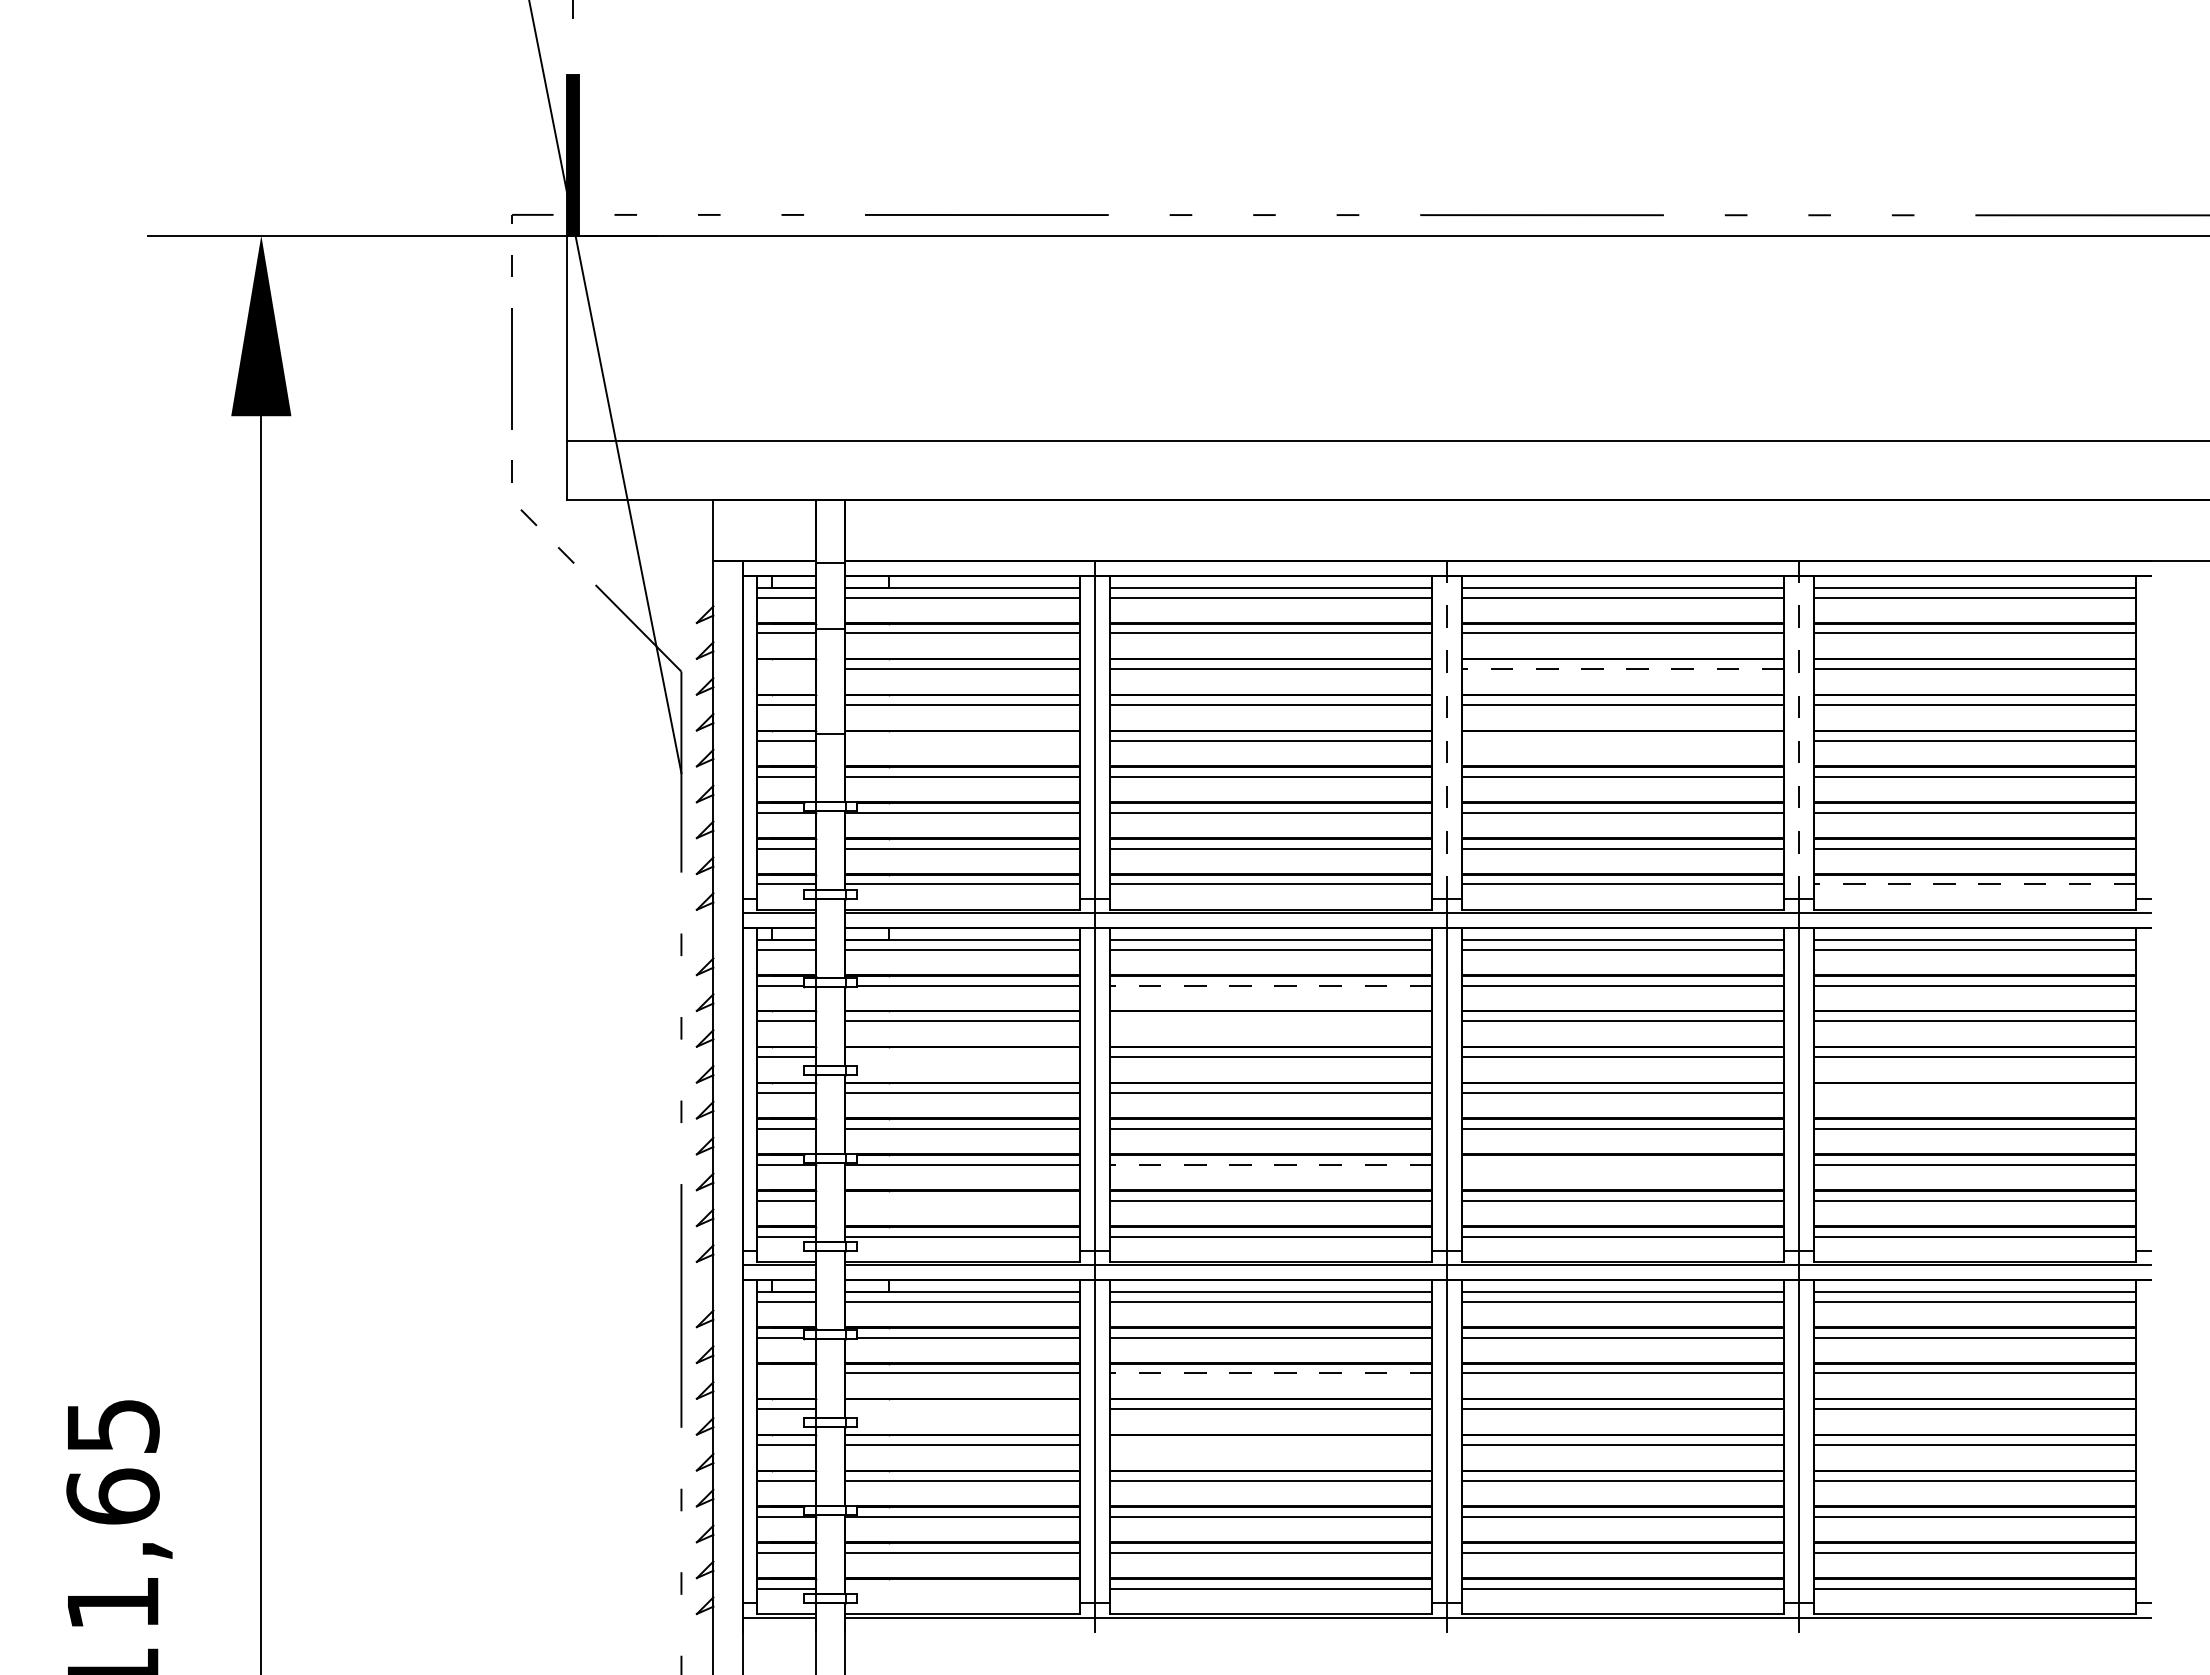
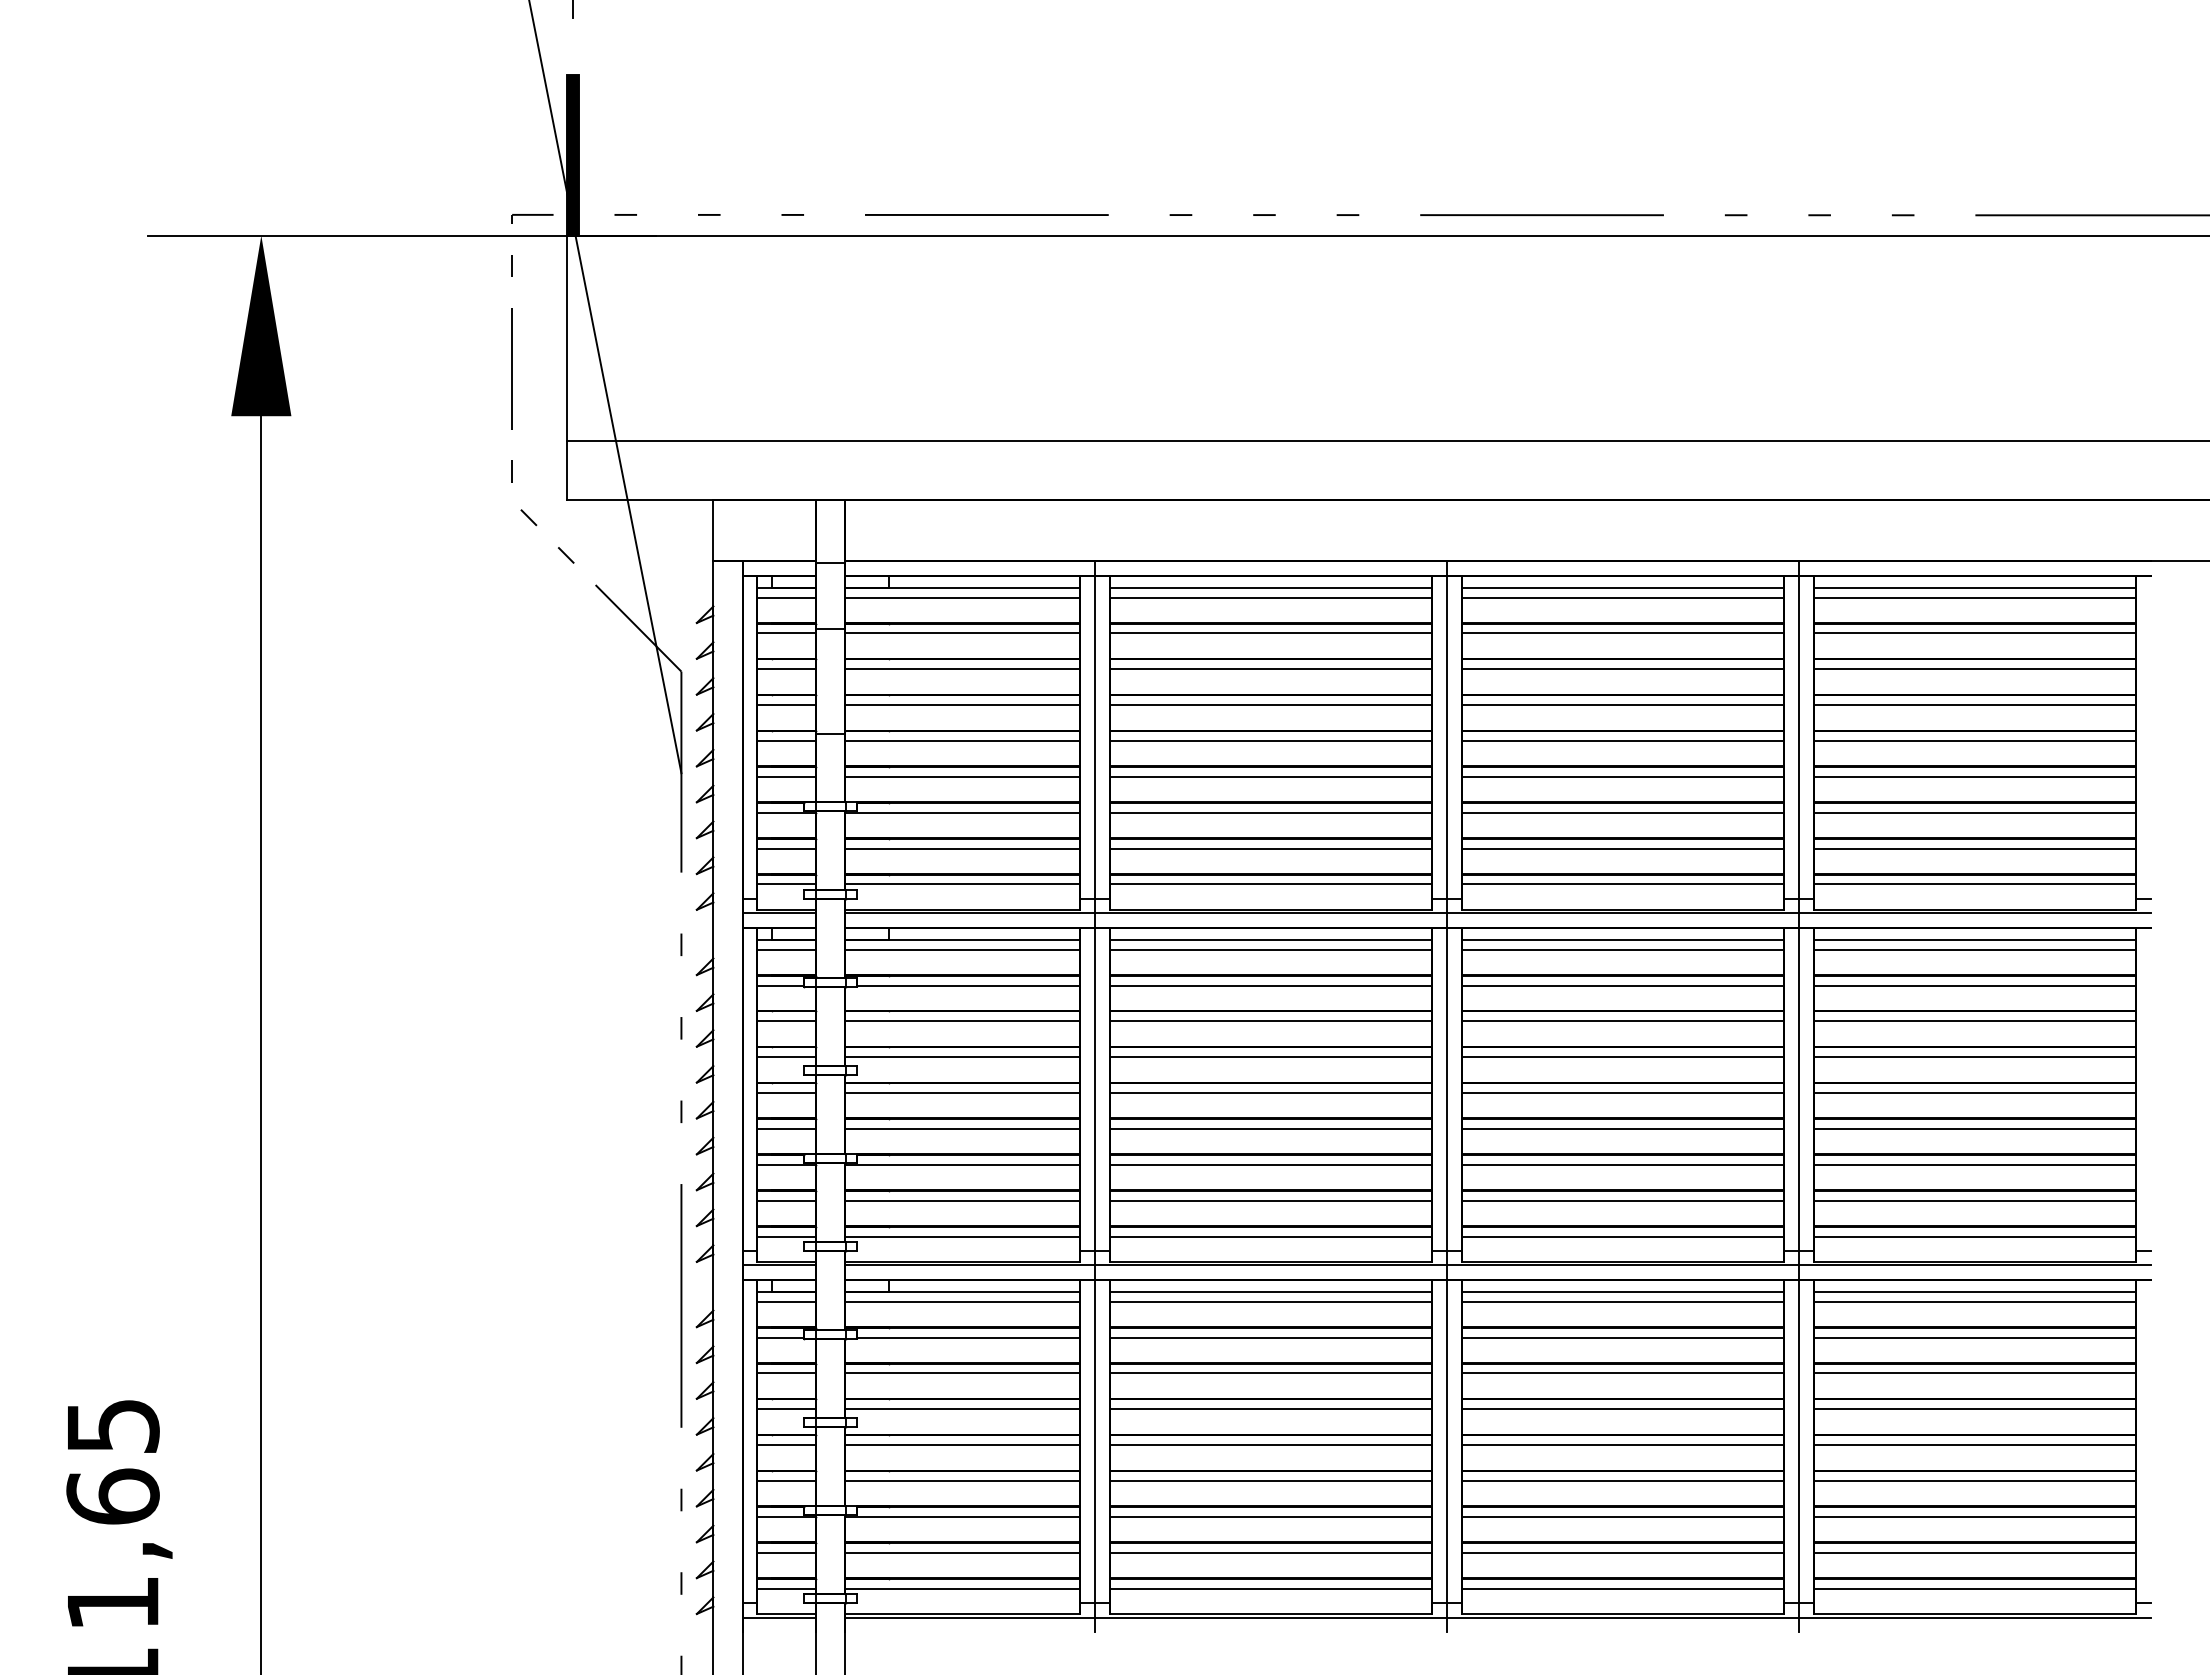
line: none -> present (786, 669)
line: dashed -> solid (1622, 669)
line: dashed -> solid (1446, 736)
line: dashed -> solid (1798, 736)
line: none -> present (962, 741)
line: none -> present (1622, 741)
line: dashed -> solid (1974, 884)
line: dashed -> solid (1270, 985)
line: none -> present (1270, 1021)
line: none -> present (962, 1057)
line: none -> present (1974, 1093)
line: dashed -> solid (1270, 1164)
line: none -> present (1622, 1164)
line: none -> present (962, 1200)
line: none -> present (786, 1373)
line: dashed -> solid (1270, 1373)
line: none -> present (962, 1409)
line: none -> present (1270, 1445)
line: none -> present (962, 1588)
